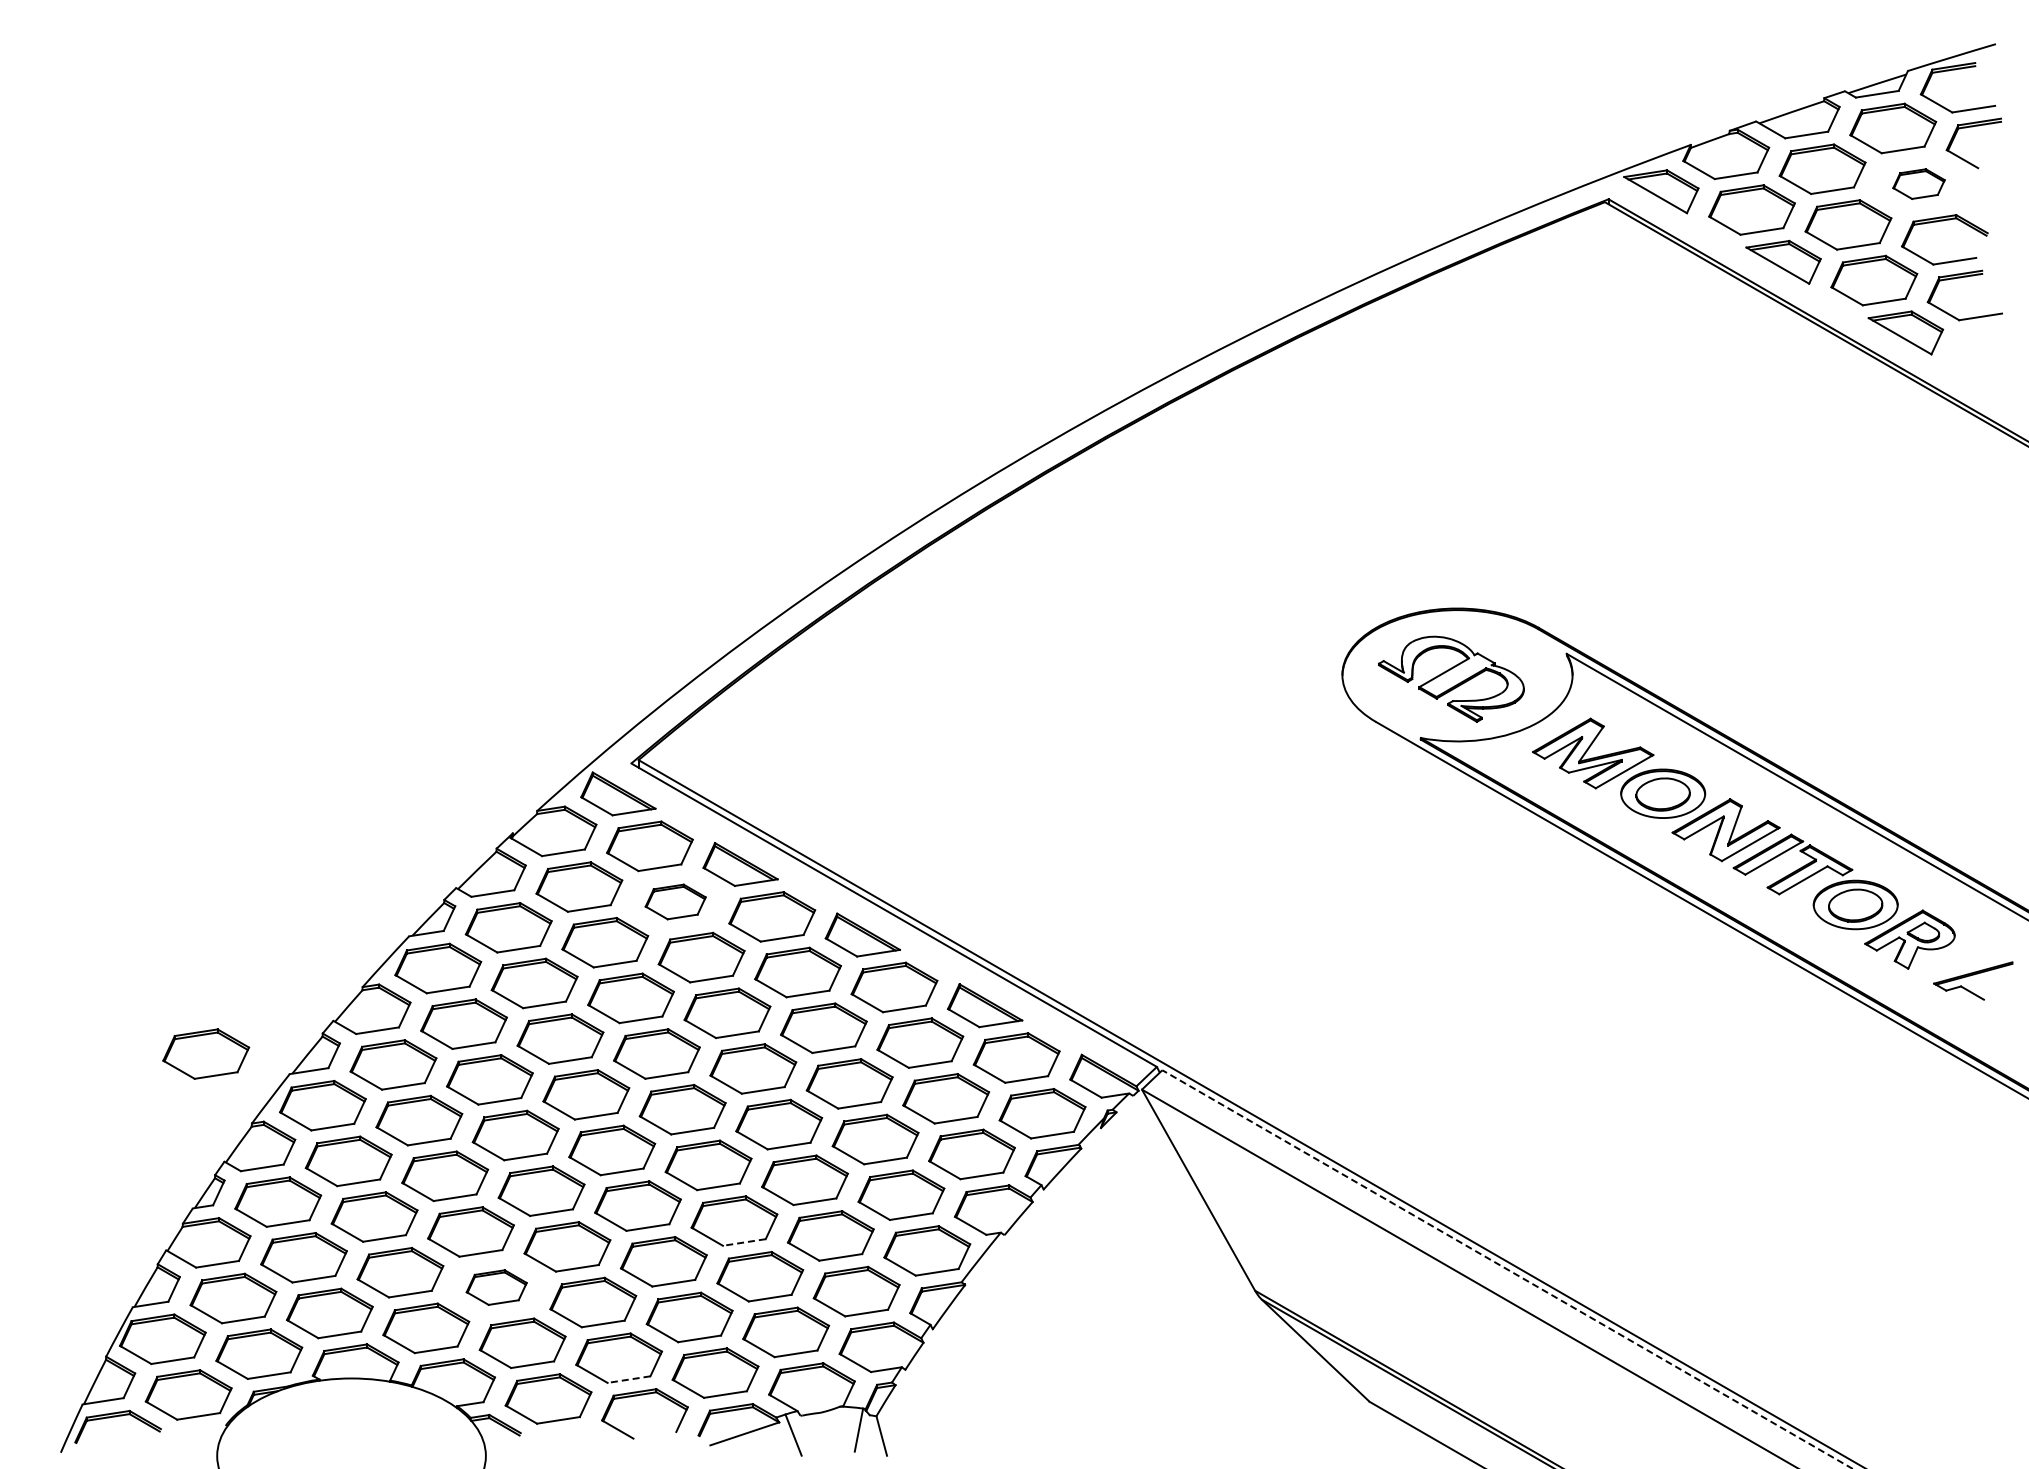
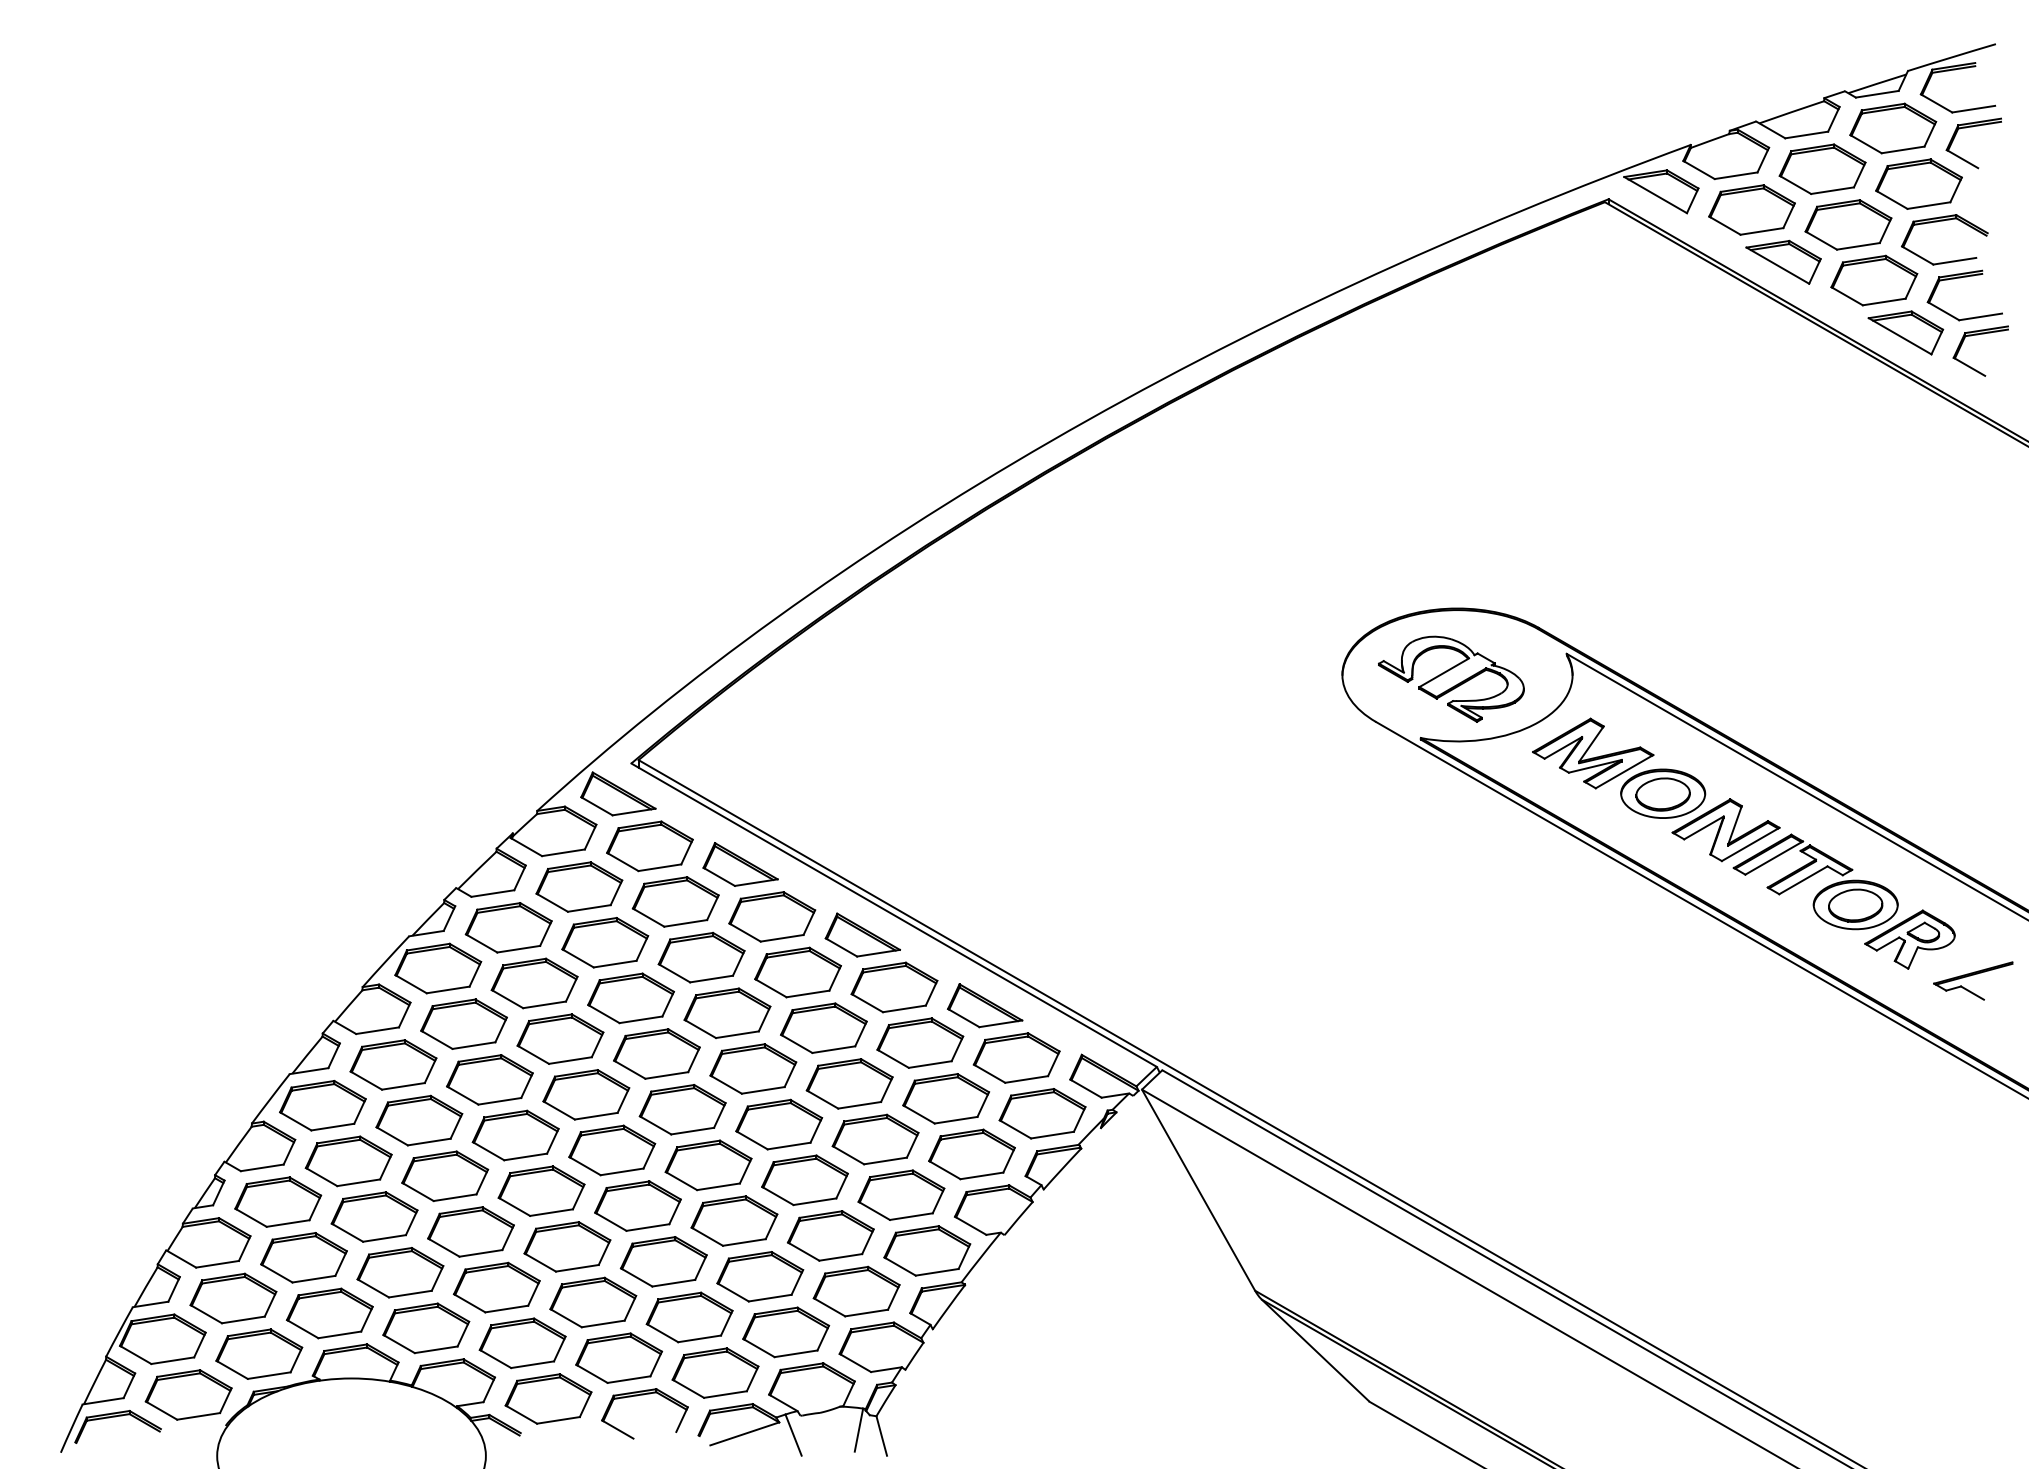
part size: 54x32 px -> 88x52 px (1918, 183)
part: none -> present (1978, 335)
part size: 63x38 px -> 89x52 px (675, 901)
part: present -> none (206, 1053)
line: dashed -> solid (744, 1242)
line: dashed -> solid (1506, 1269)
part size: 63x37 px -> 89x53 px (496, 1287)
line: dashed -> solid (629, 1379)
